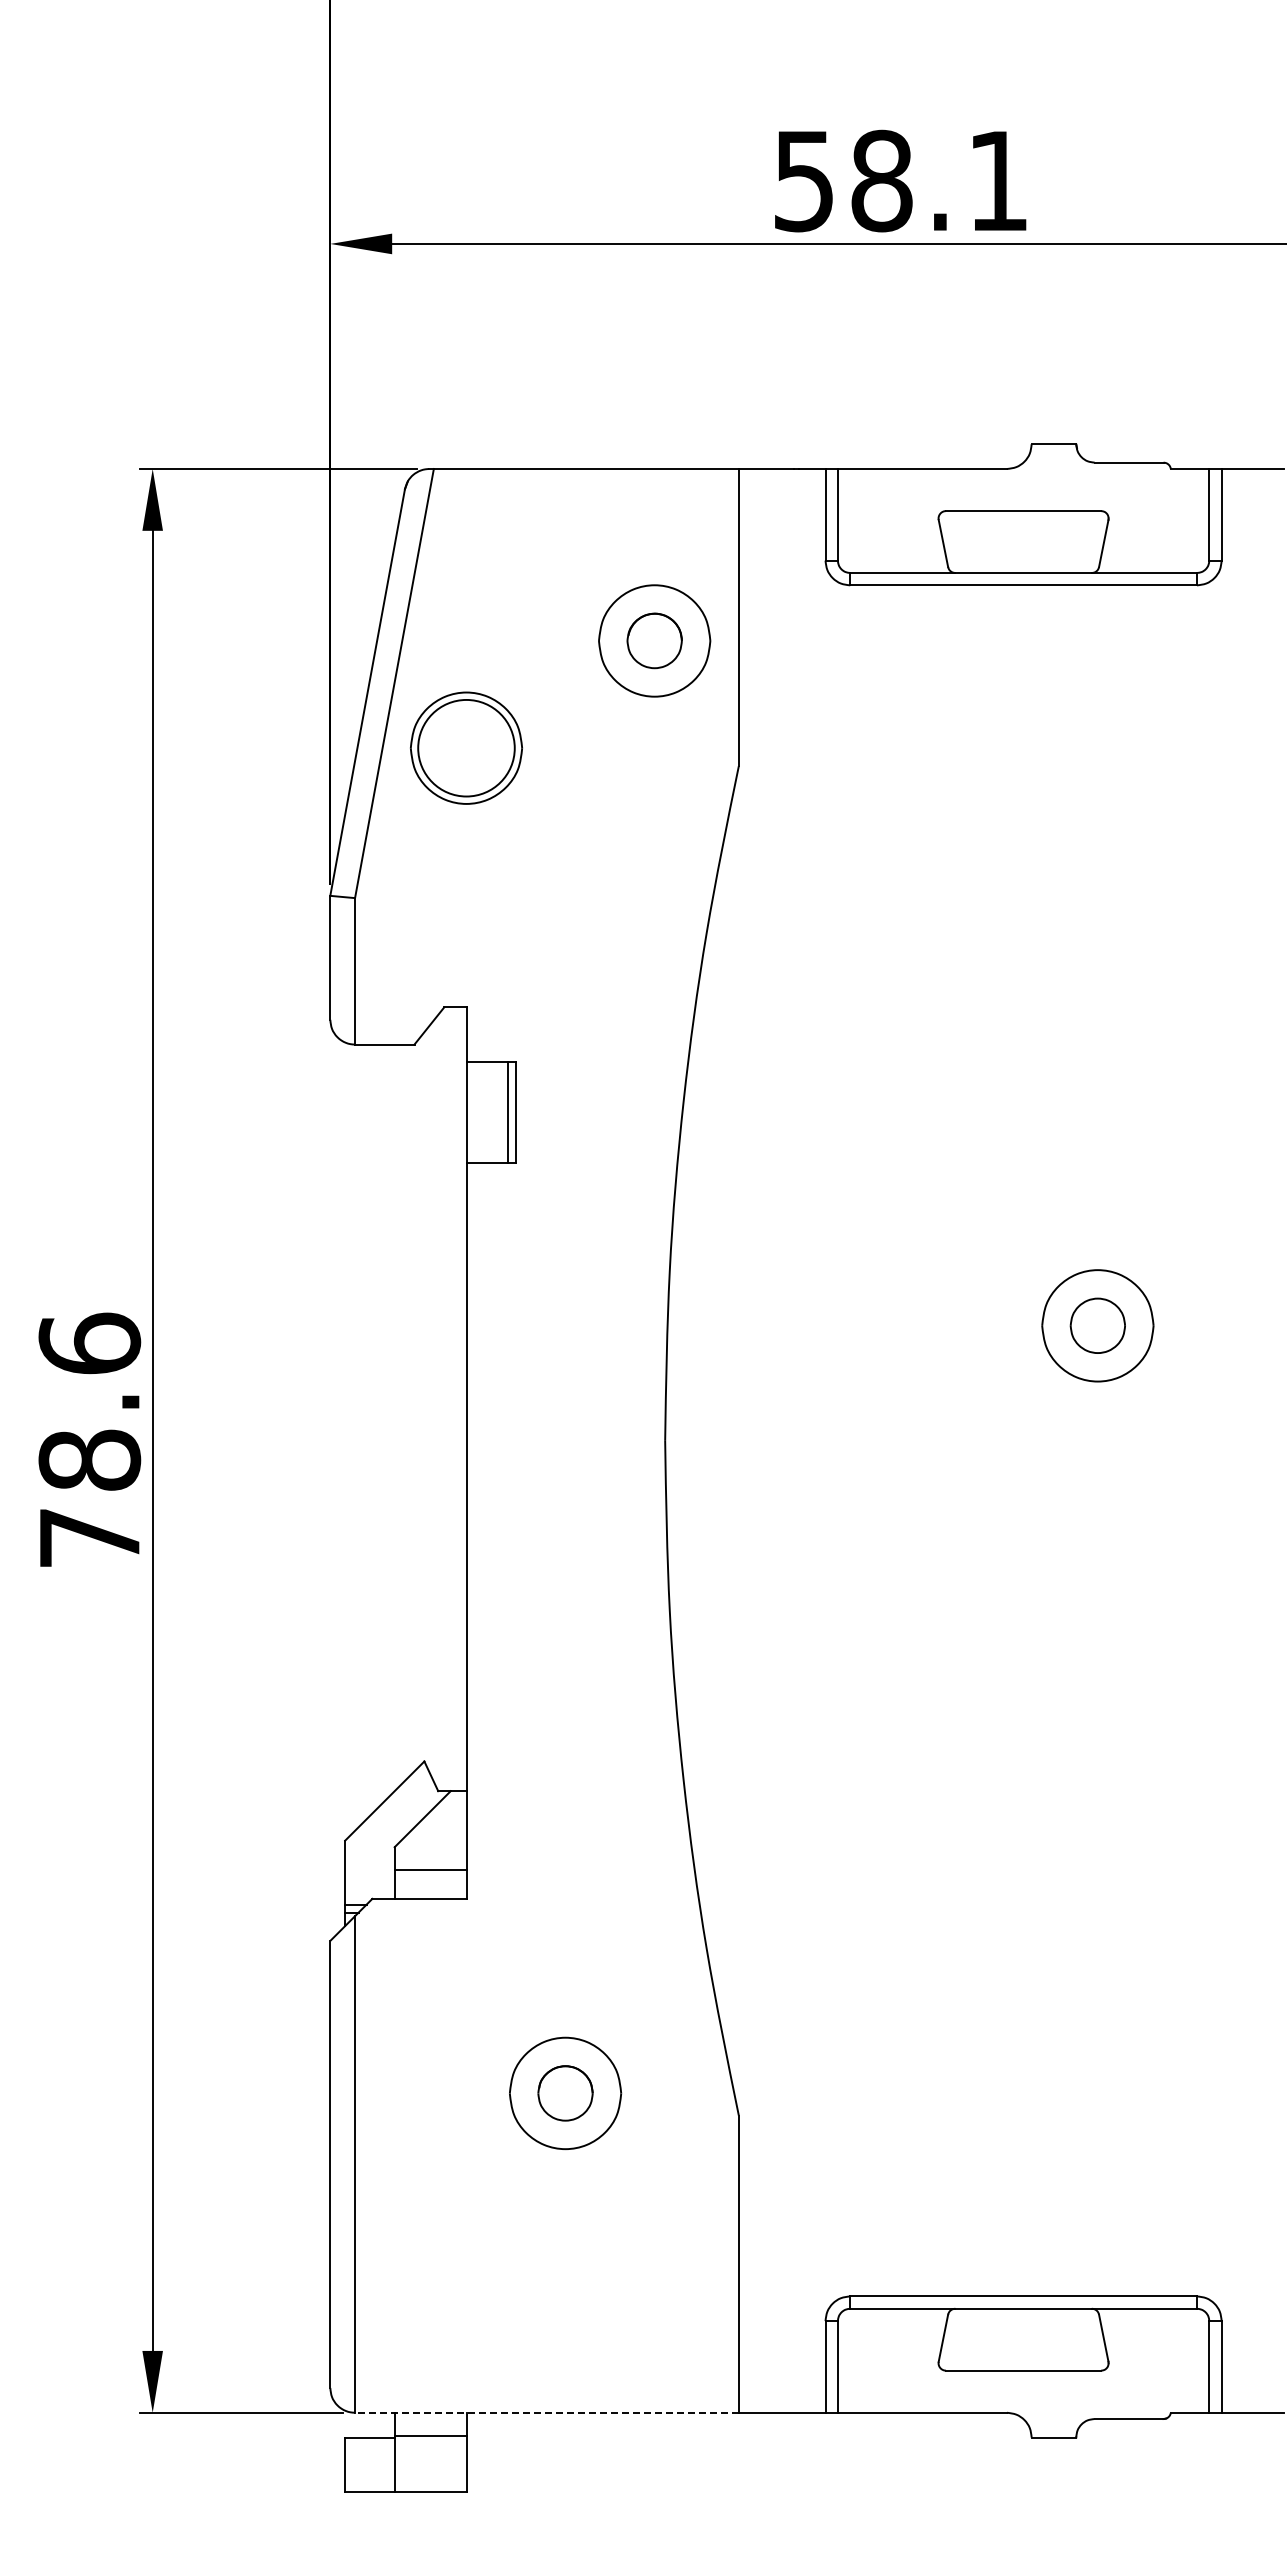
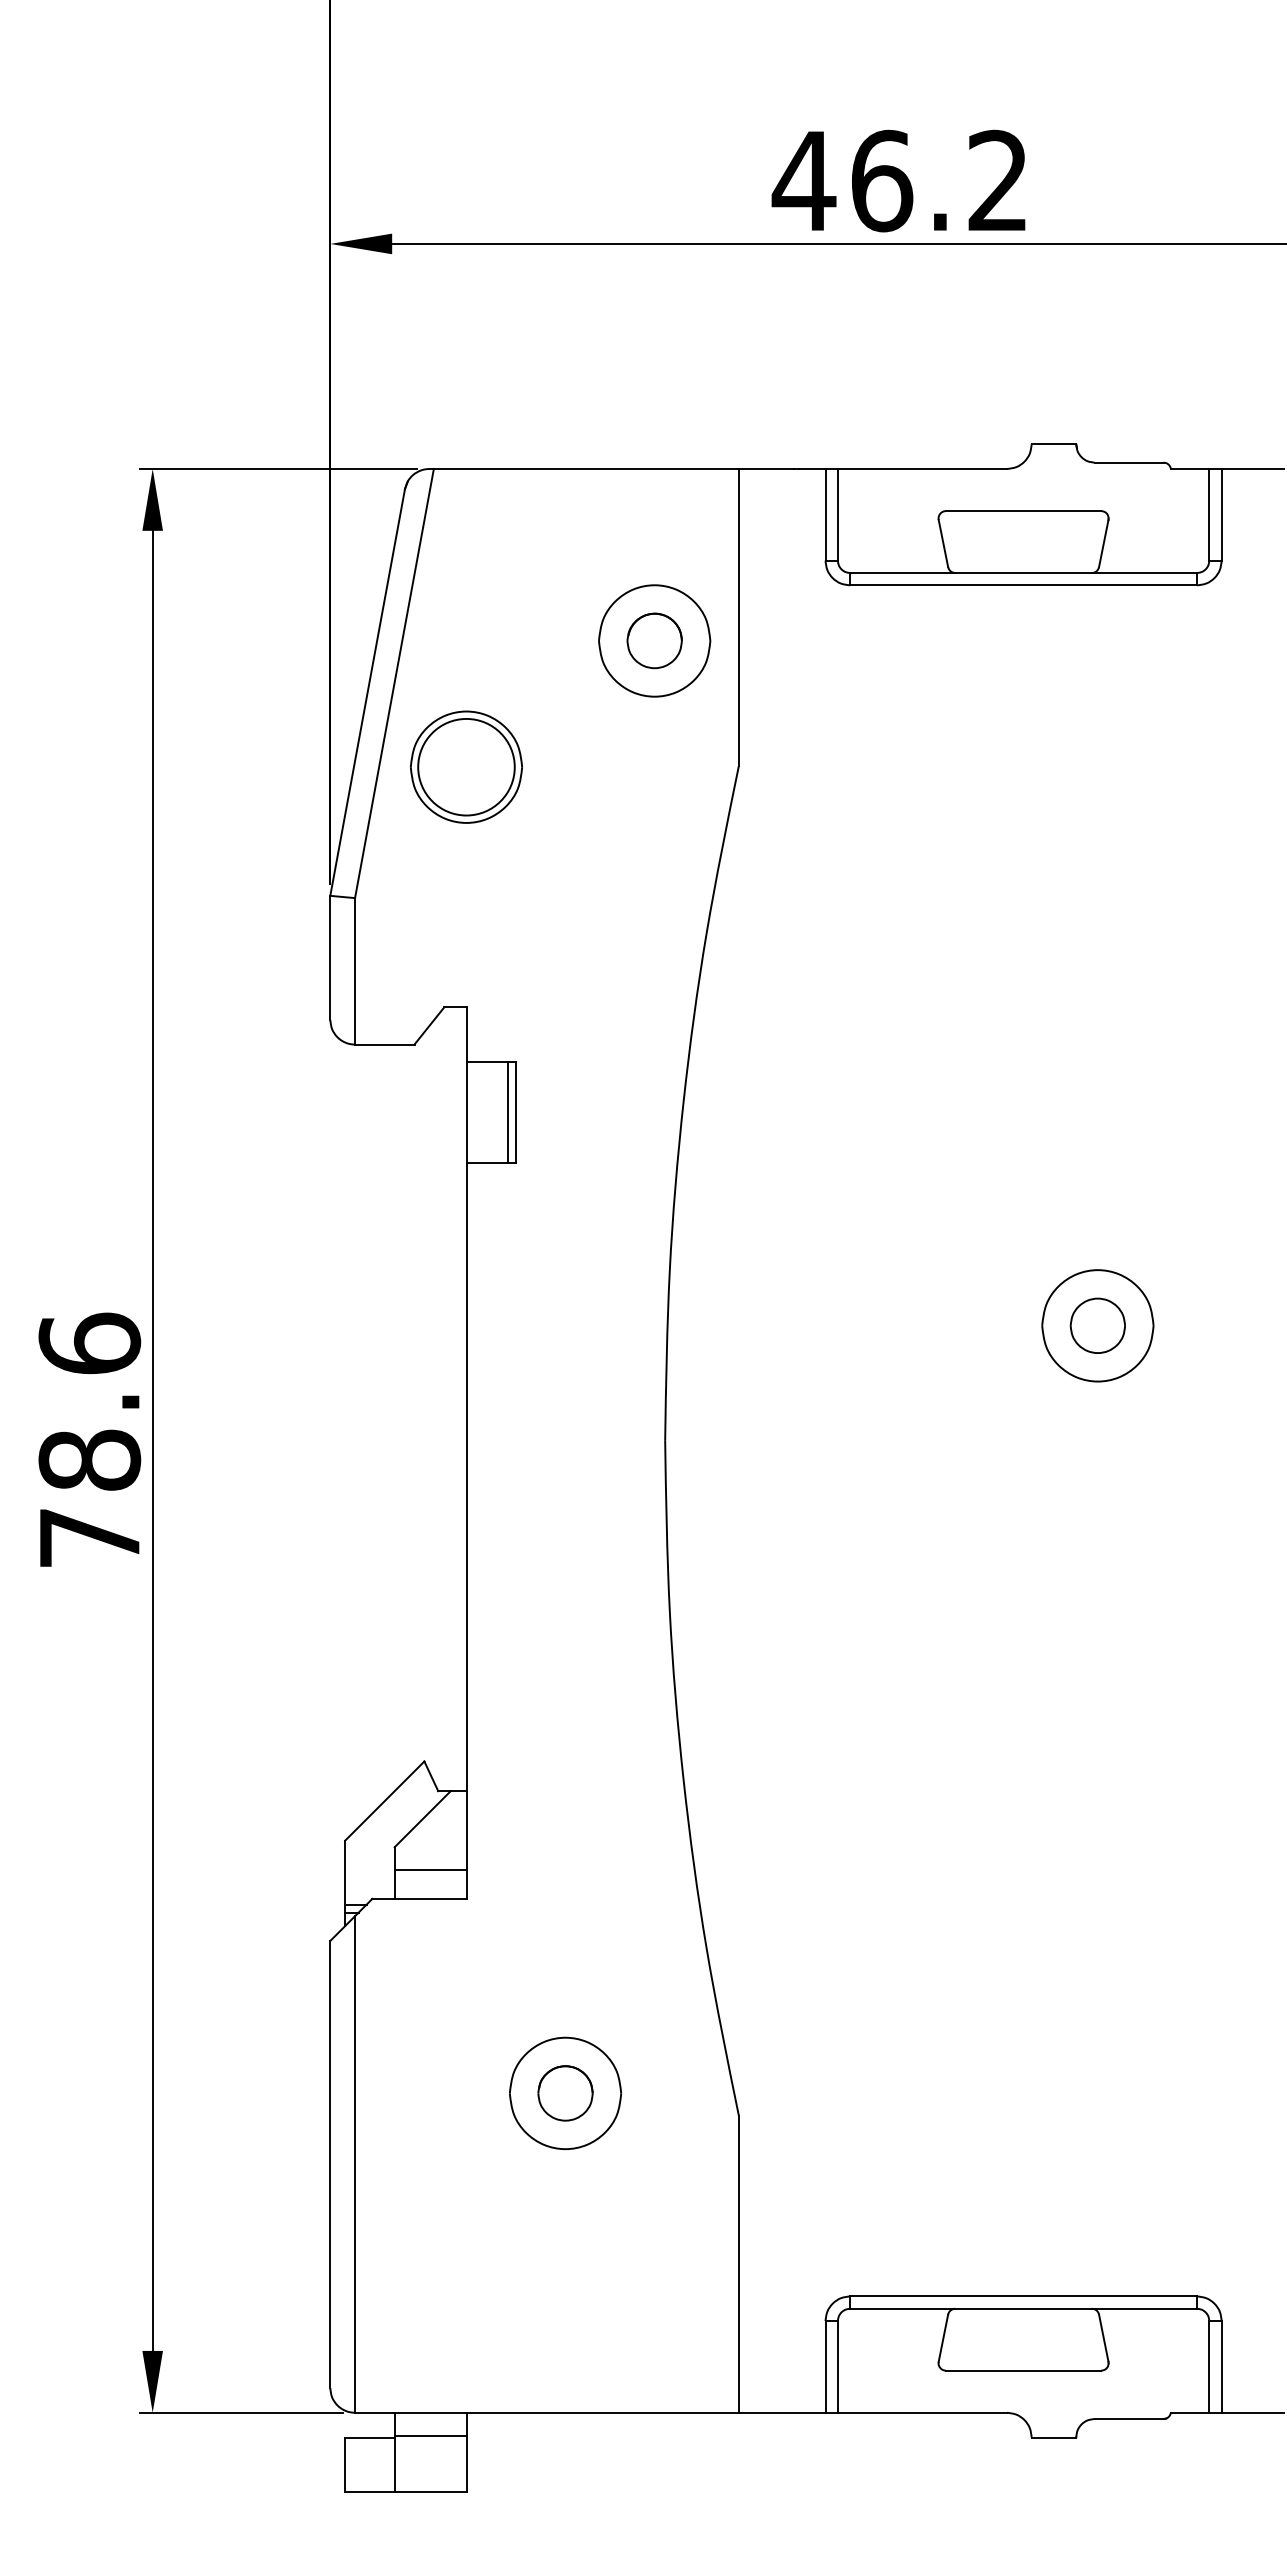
text: 58.1 -> 46.2 (898, 180)
part position: (466, 747) -> (466, 766) (466, 766)
line: dashed -> solid (546, 2412)
